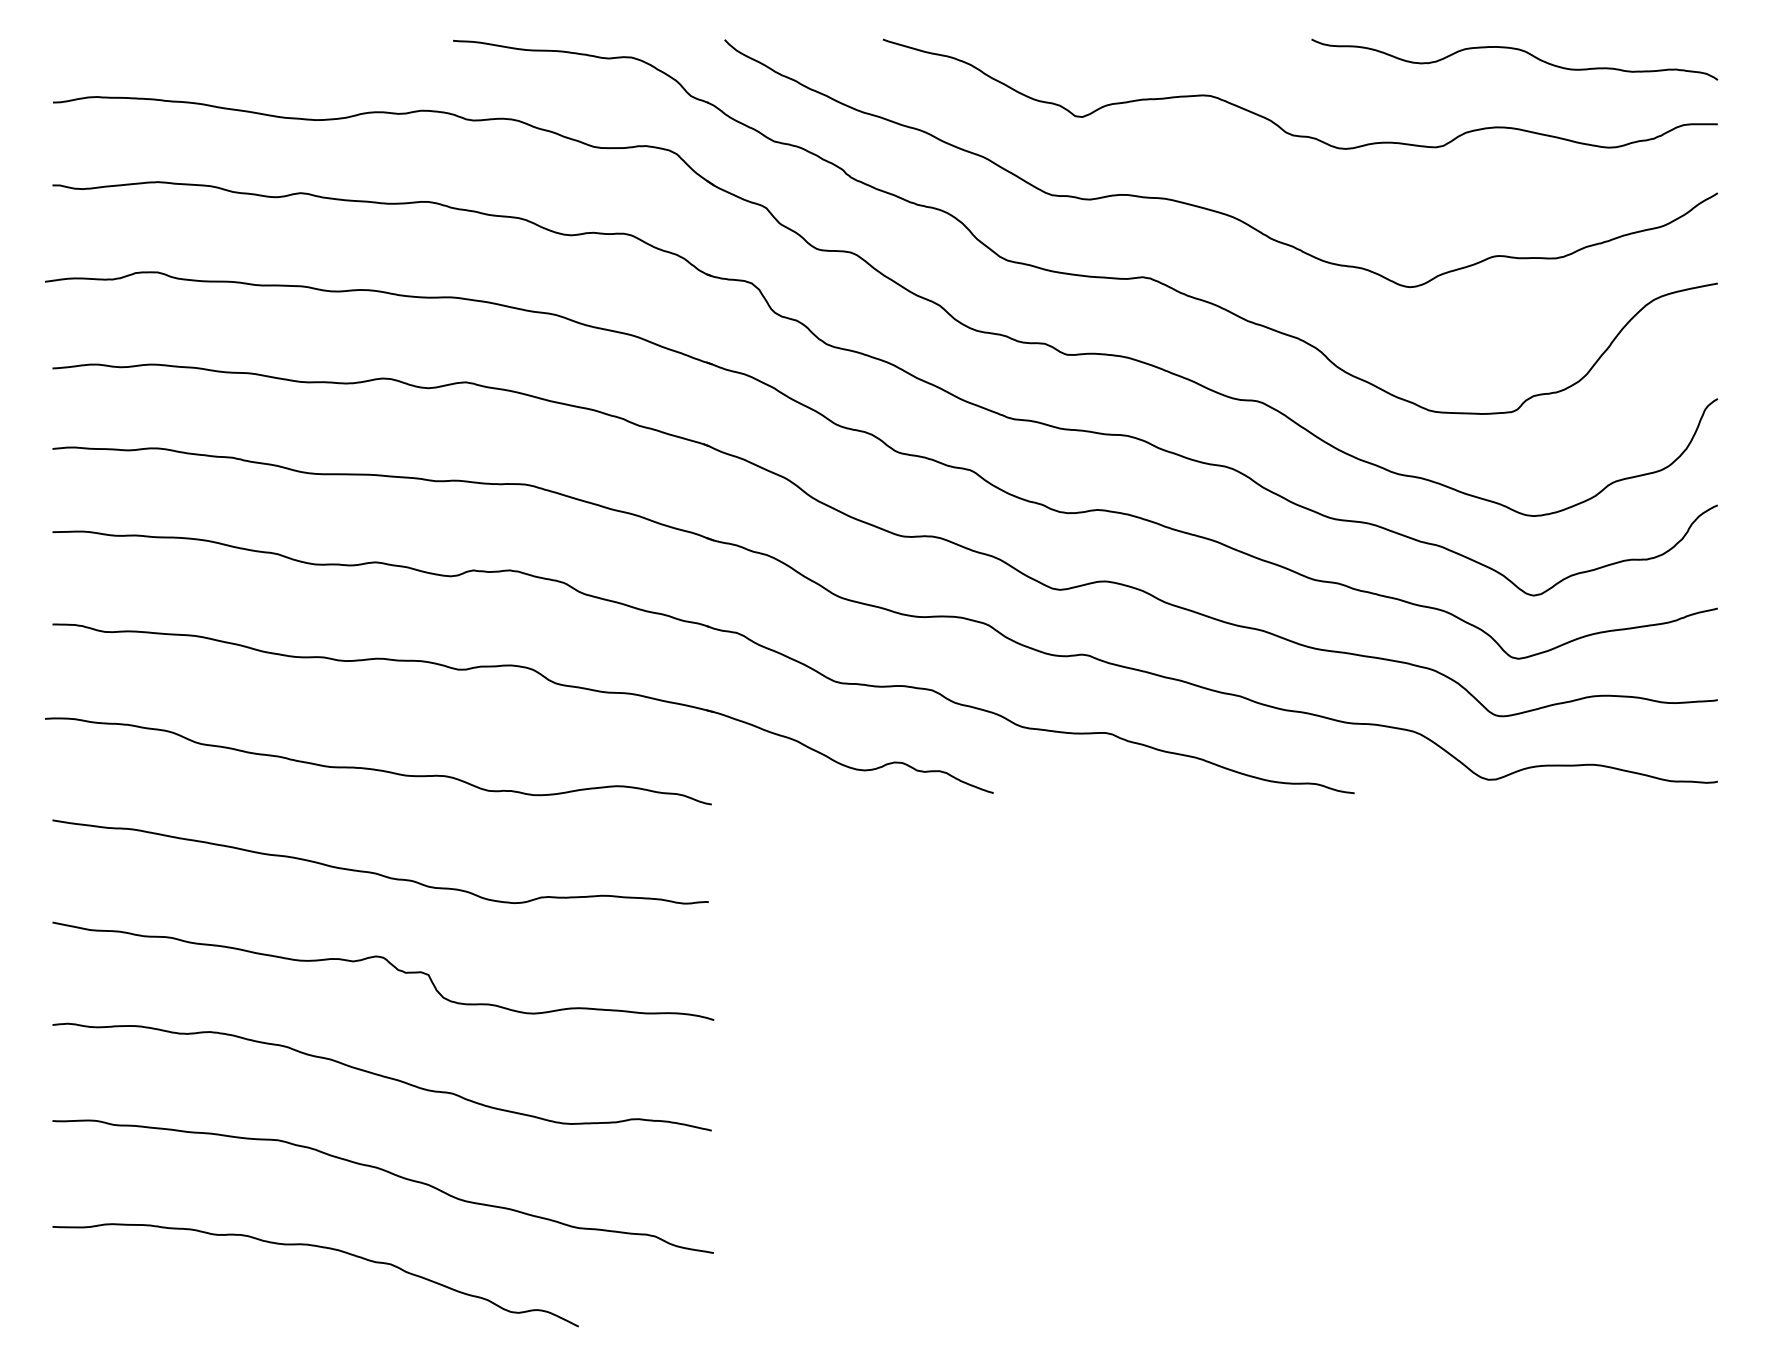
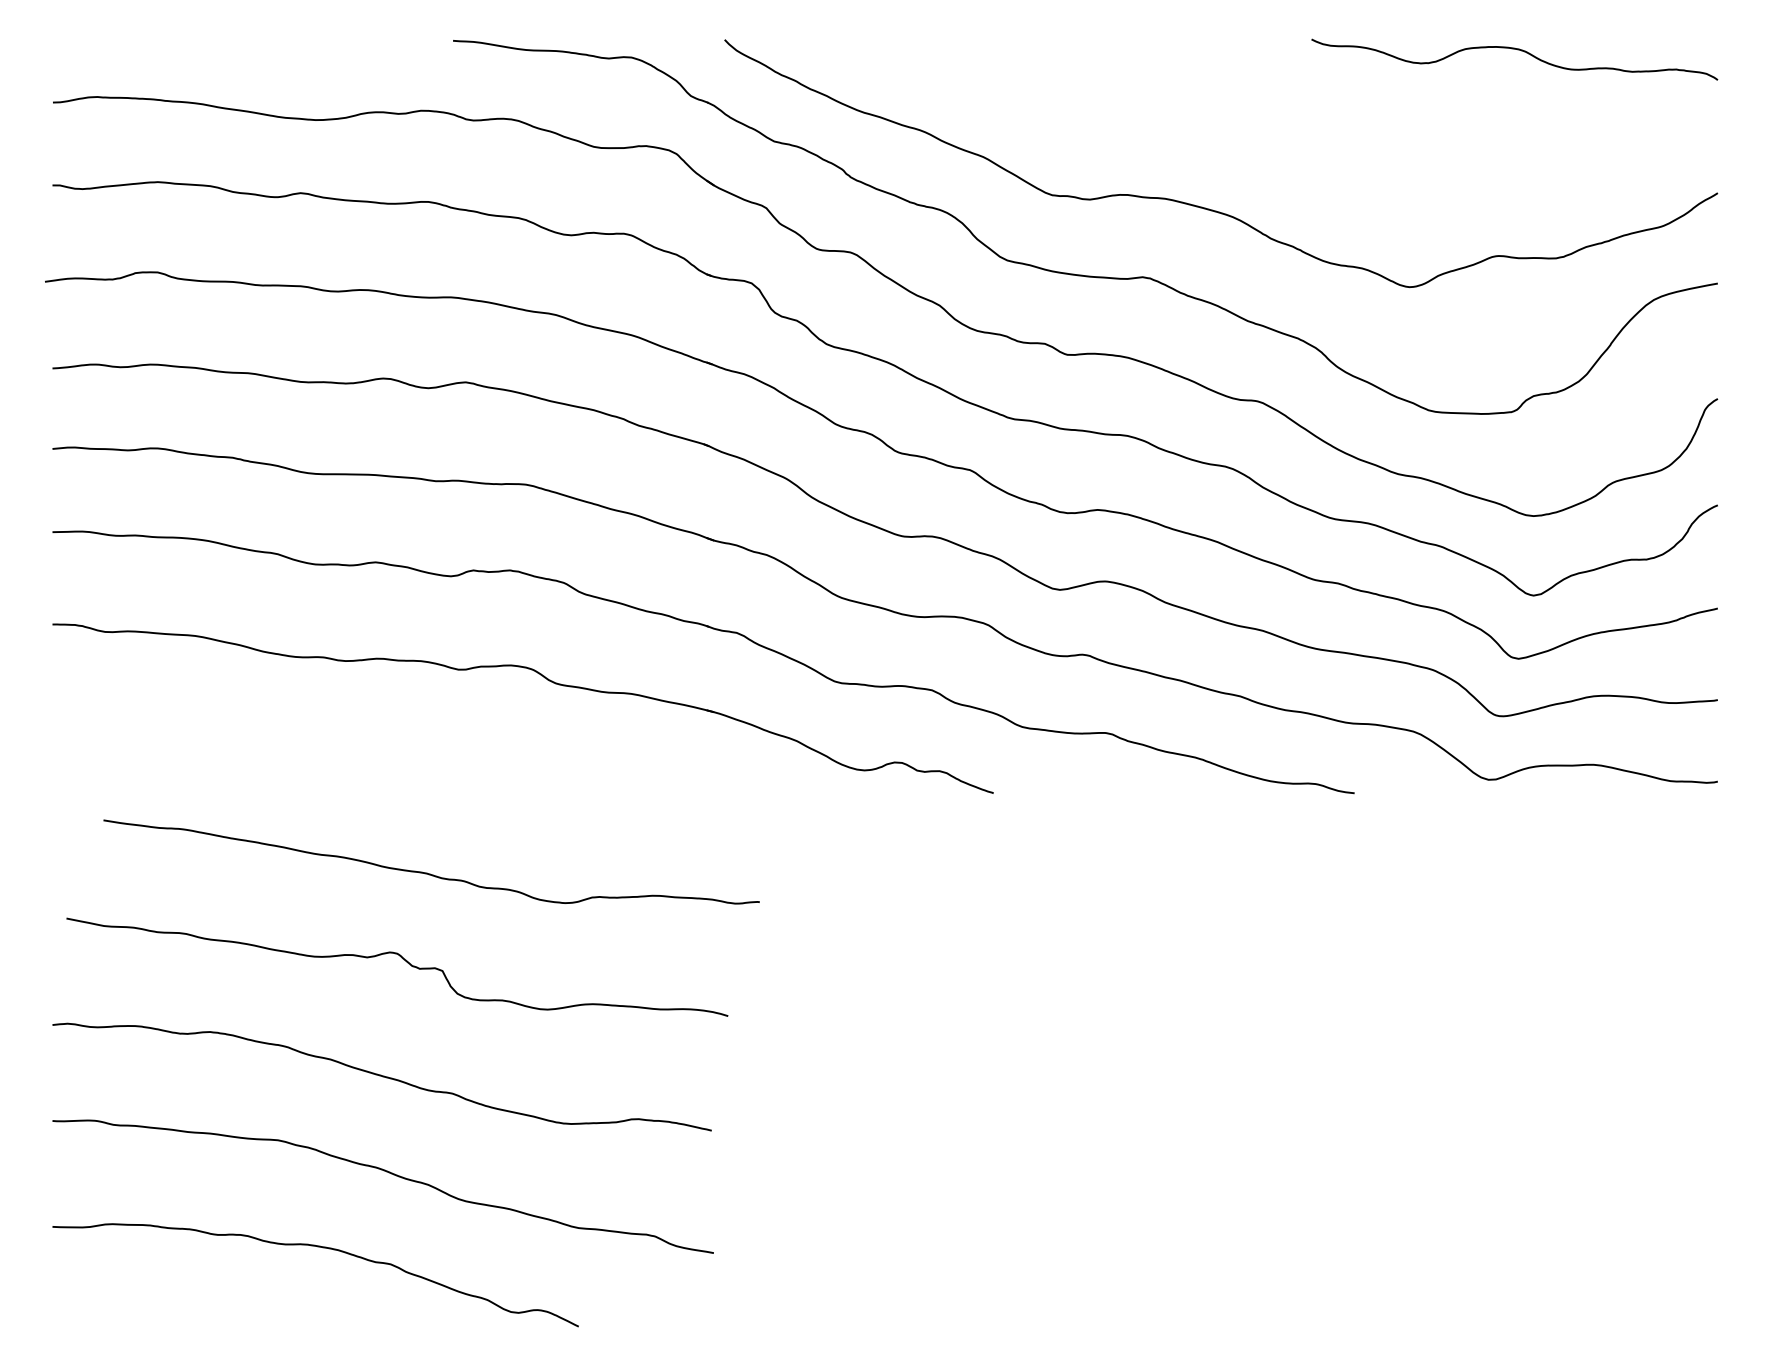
curve: present -> none (1275, 122)
curve: present -> none (375, 768)
curve position: (376, 872) -> (427, 872) (427, 872)
curve position: (388, 963) -> (402, 959) (402, 959)
